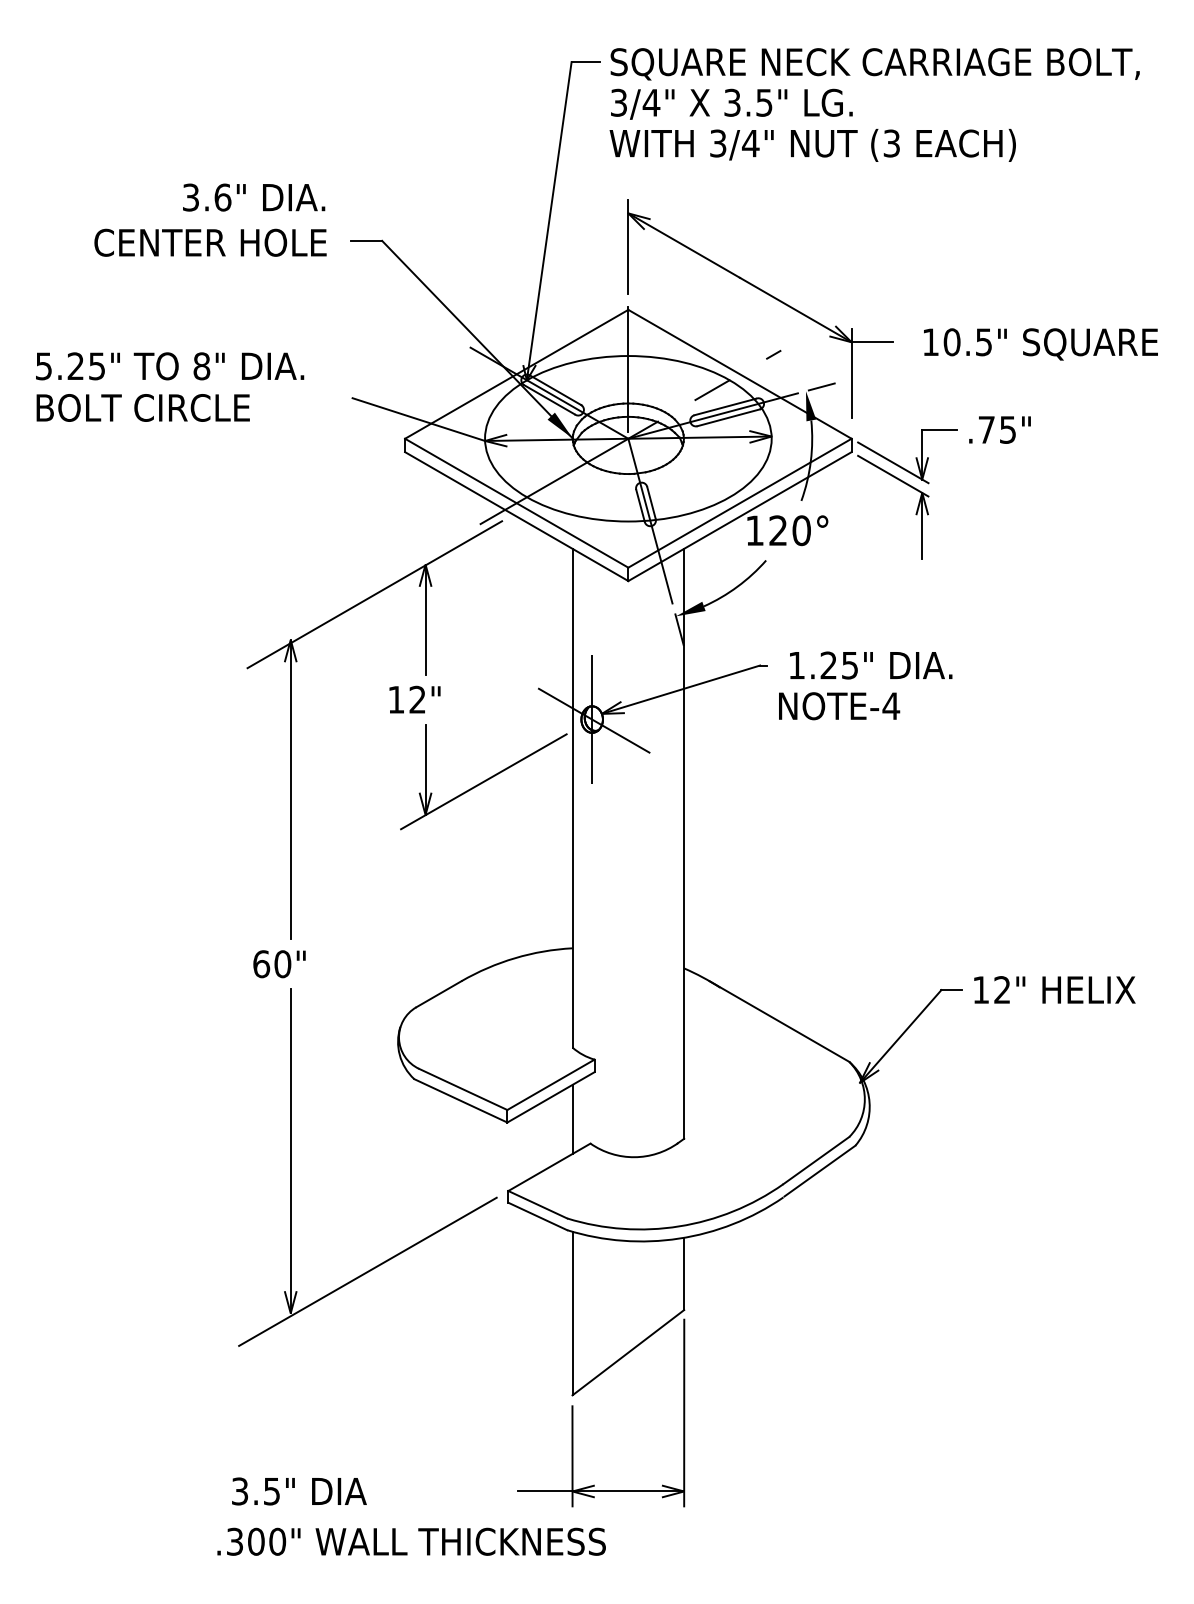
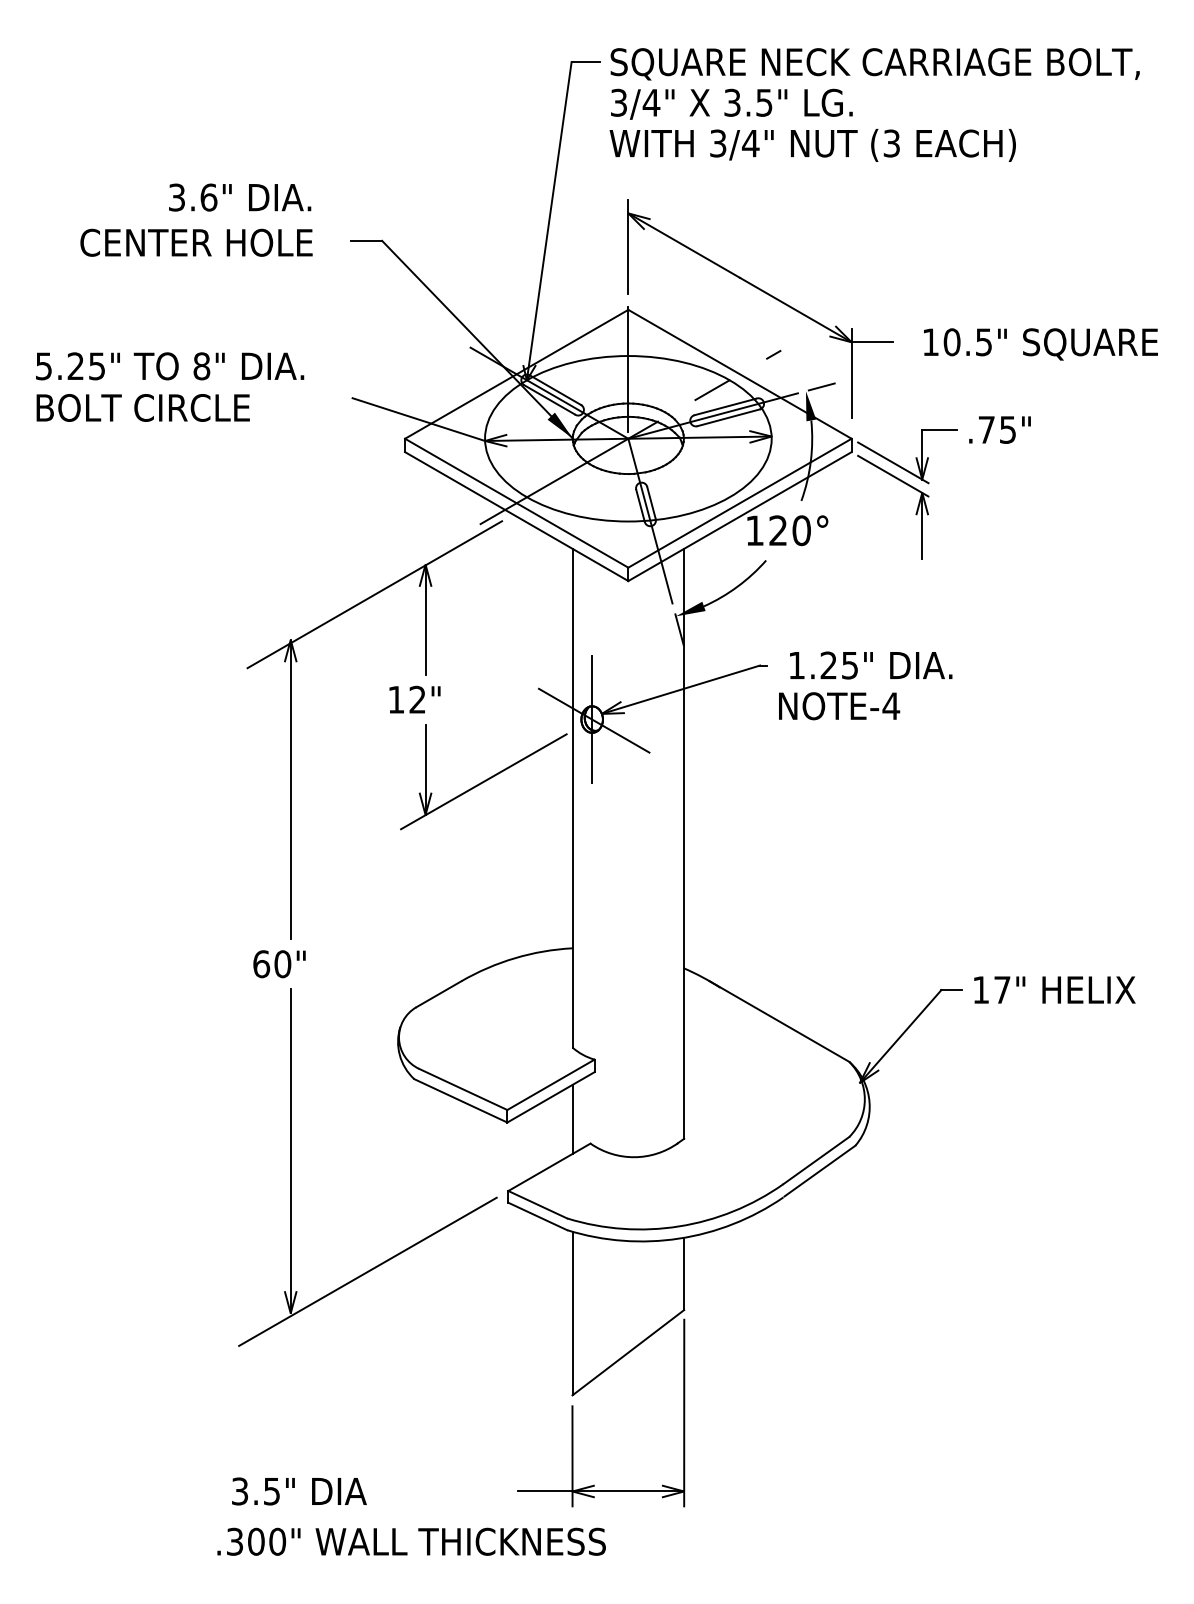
text position: (210, 219) -> (196, 219) (196, 219)
text: 12" -> 17" (1002, 989)
